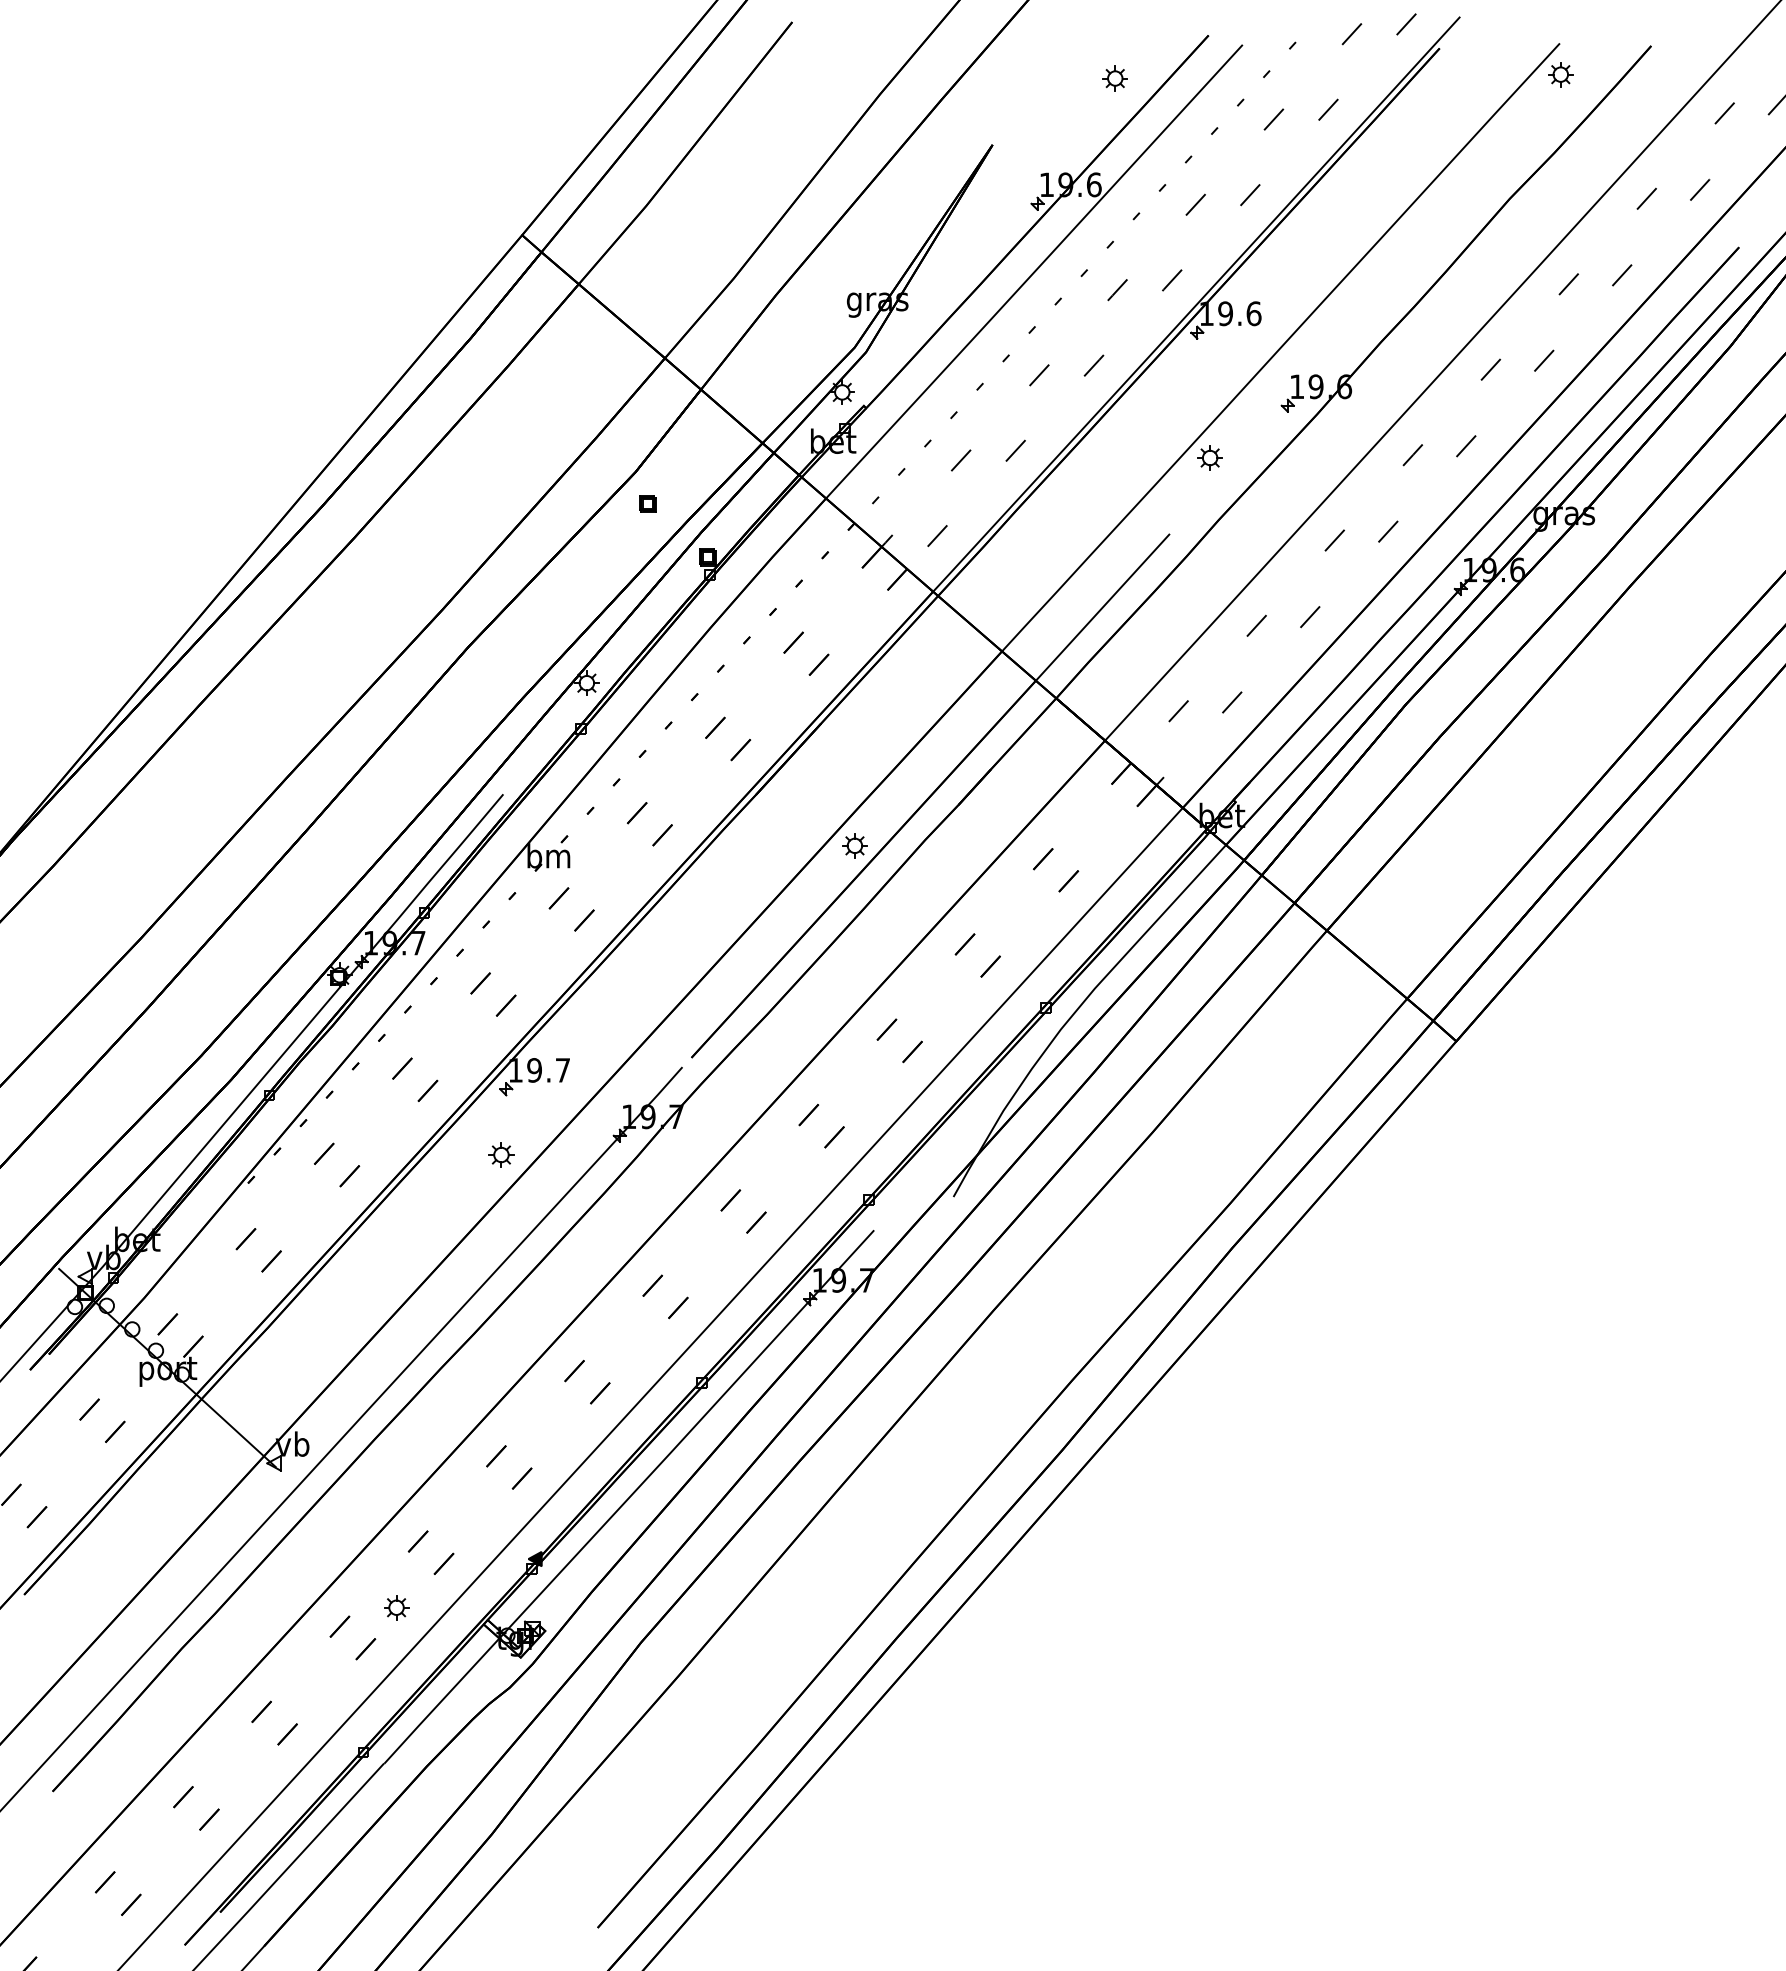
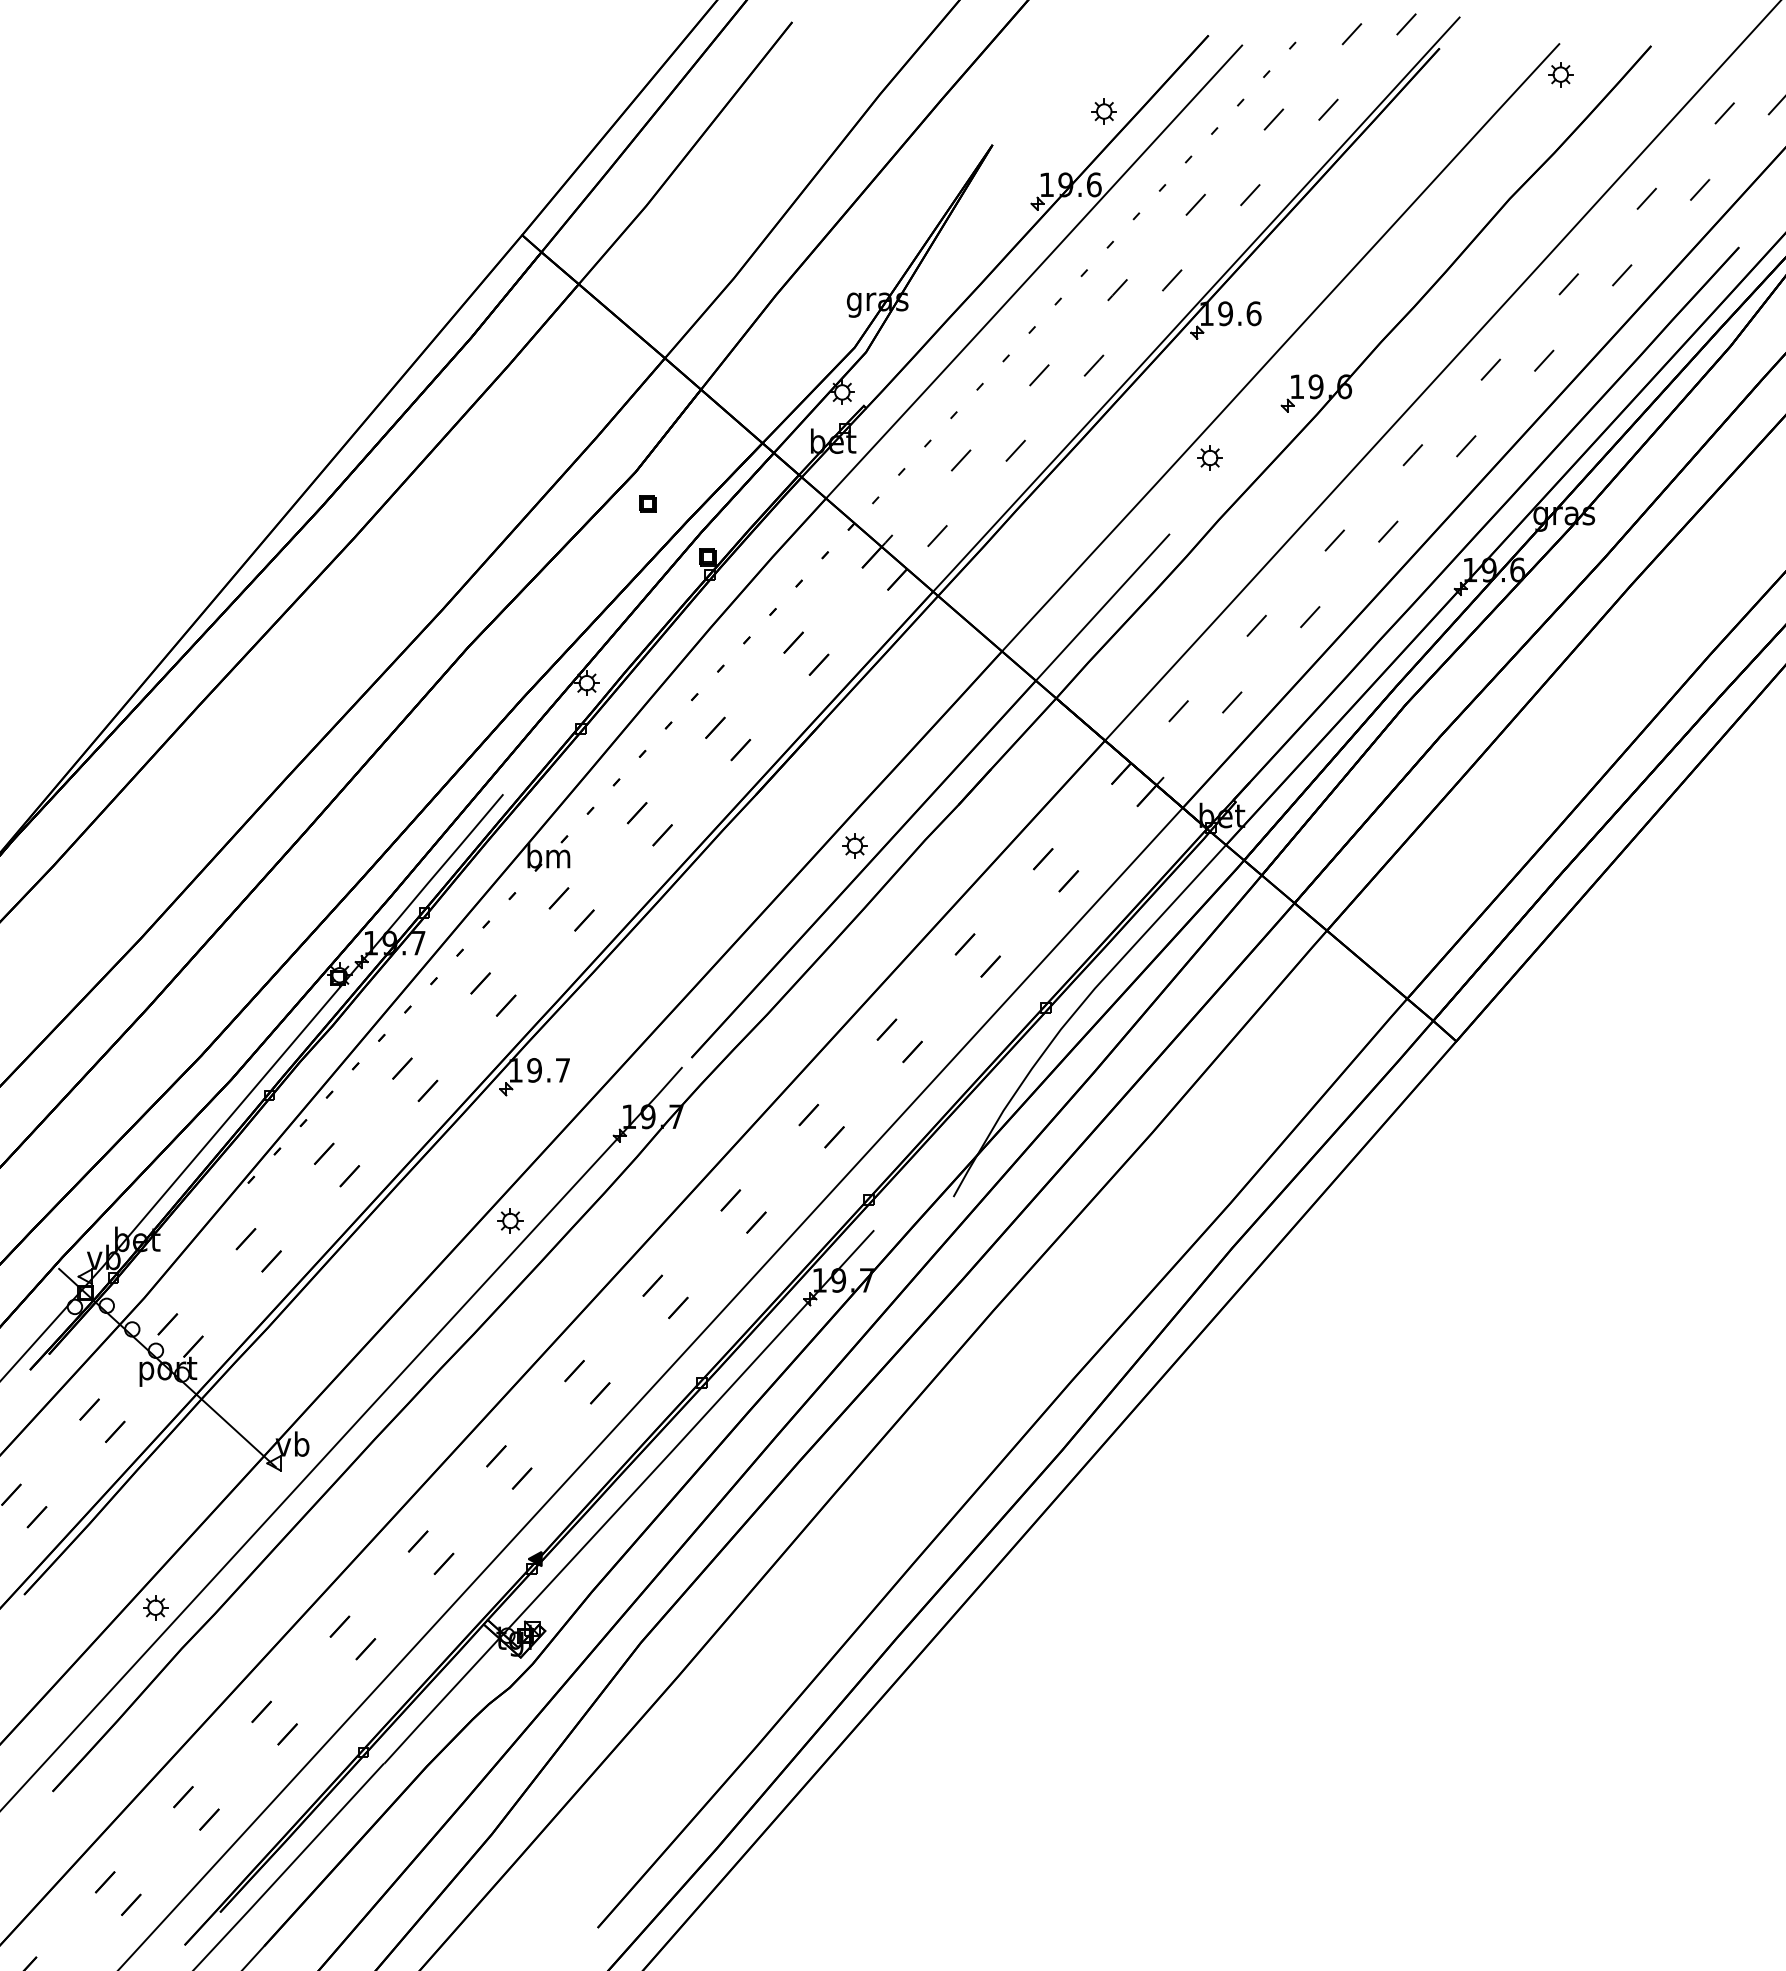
part position: (1114, 78) -> (1103, 111) (1103, 111)
part position: (501, 1154) -> (510, 1220) (510, 1220)
part position: (396, 1607) -> (155, 1607) (155, 1607)
